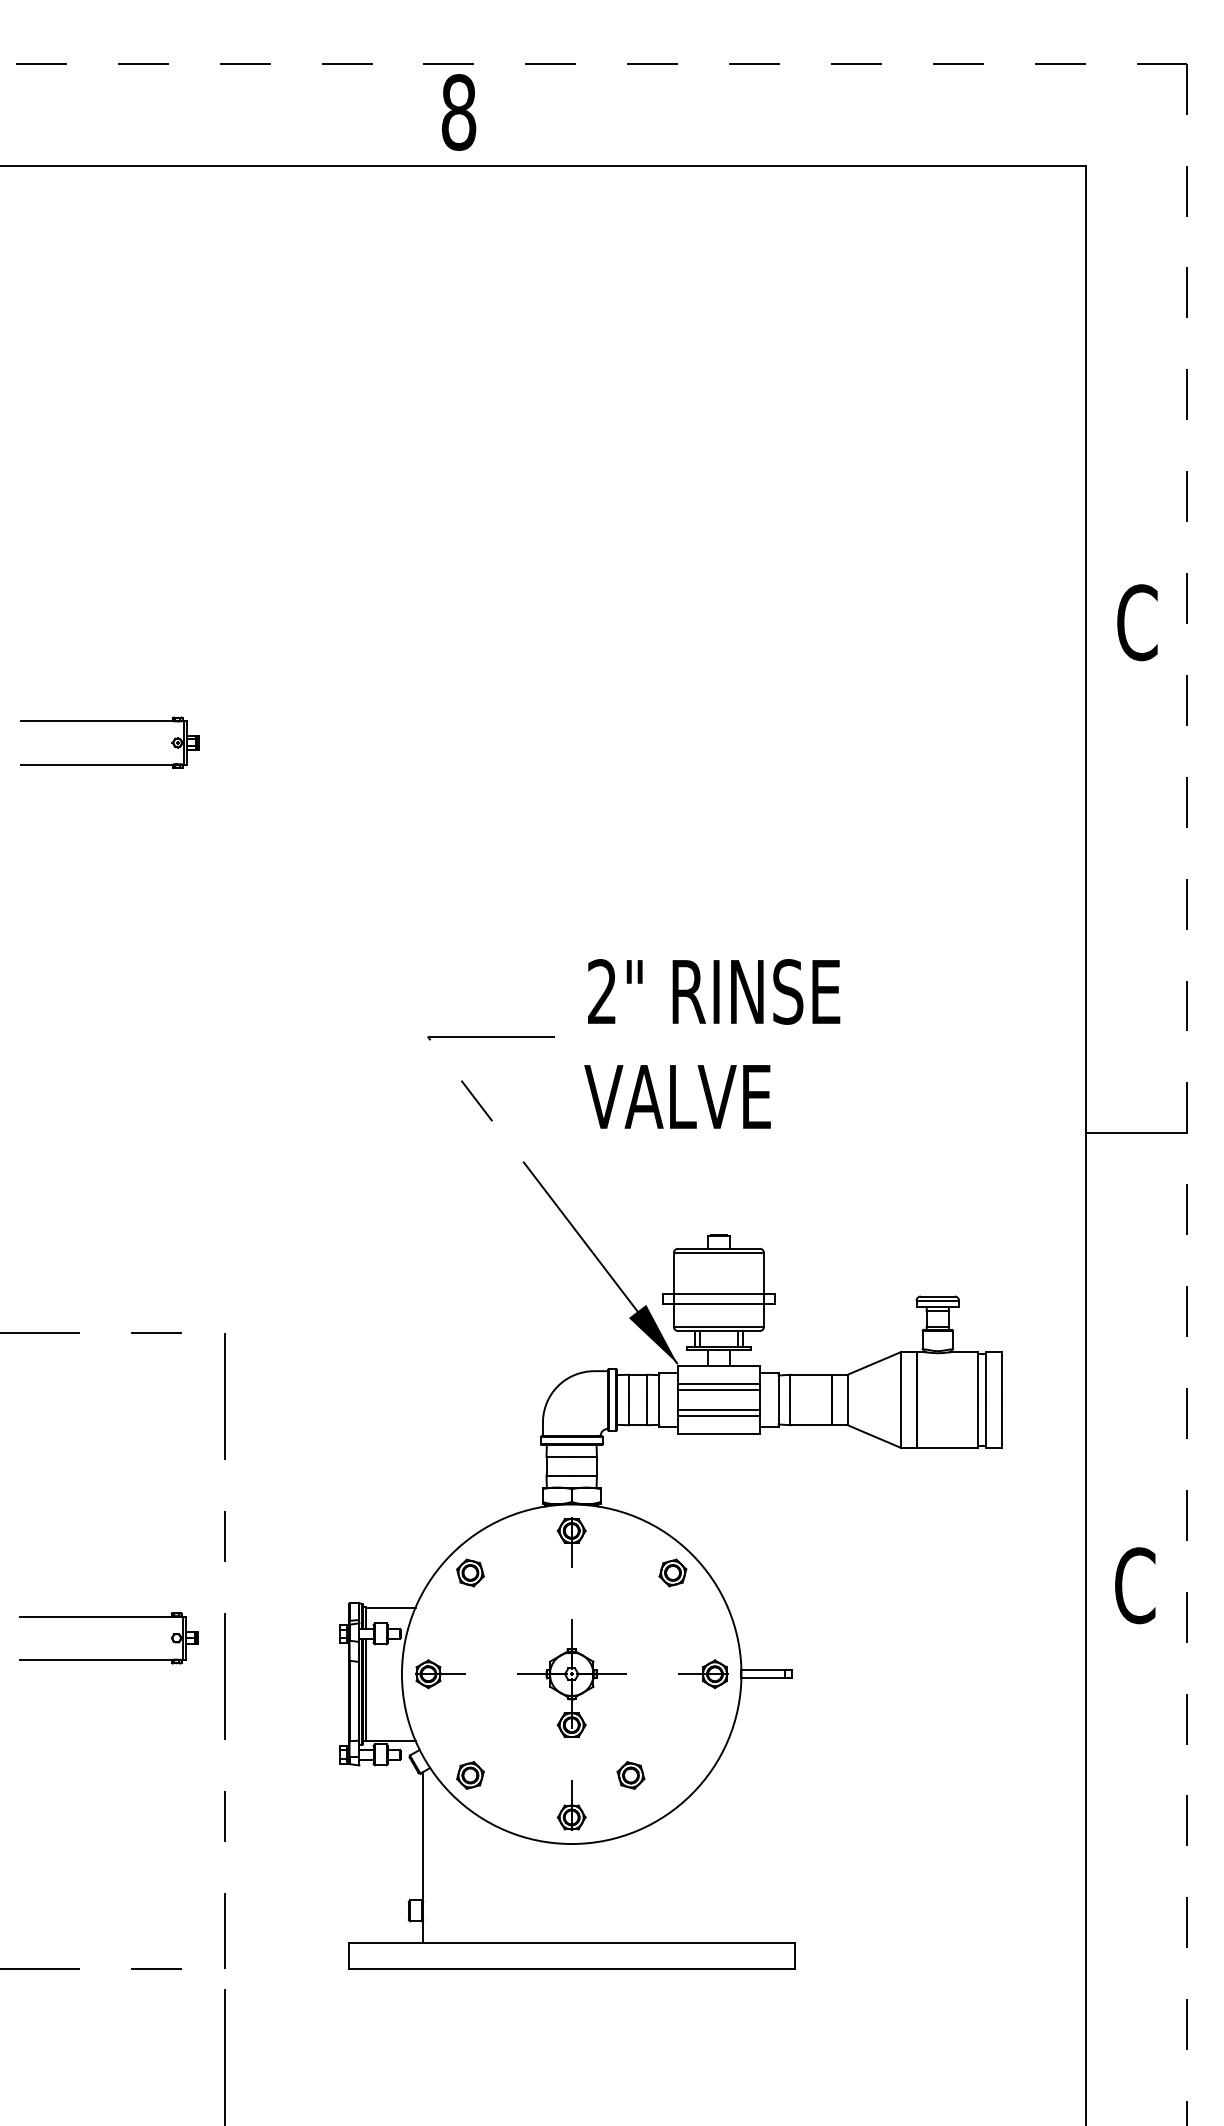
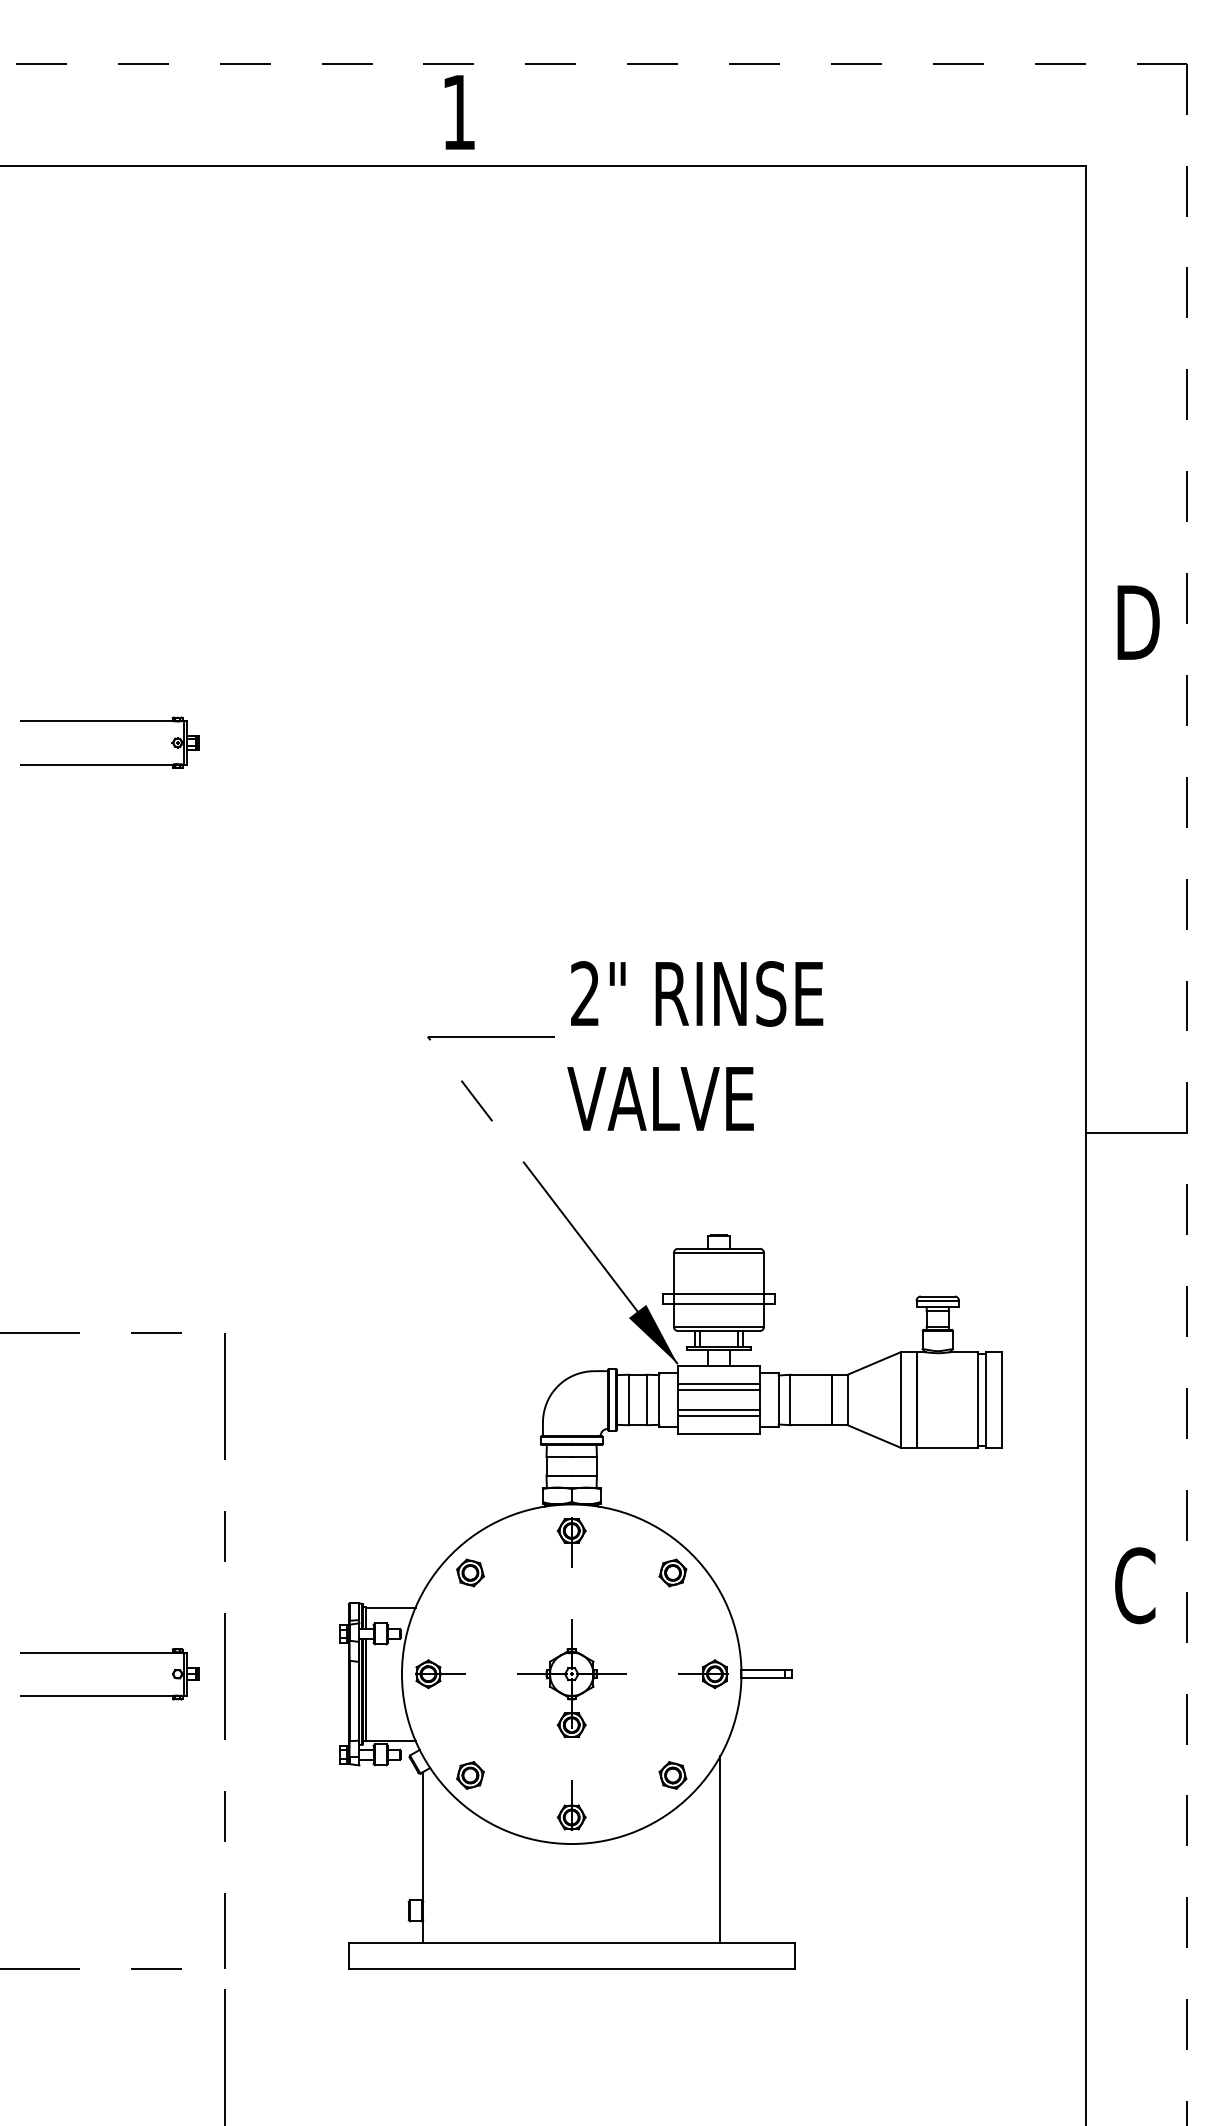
text: 8 -> 1 (458, 112)
text: C -> D (1138, 622)
text position: (712, 1043) -> (695, 1045) (695, 1045)
part position: (108, 1617) -> (109, 1653) (109, 1653)
part position: (630, 1775) -> (672, 1775) (672, 1775)
line: none -> present (720, 1849)
